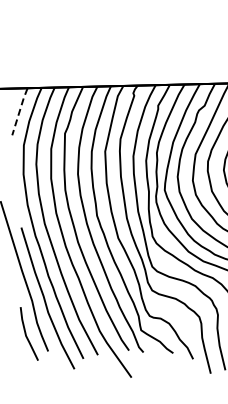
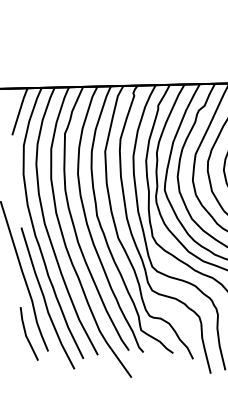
line: dashed -> solid (19, 111)
